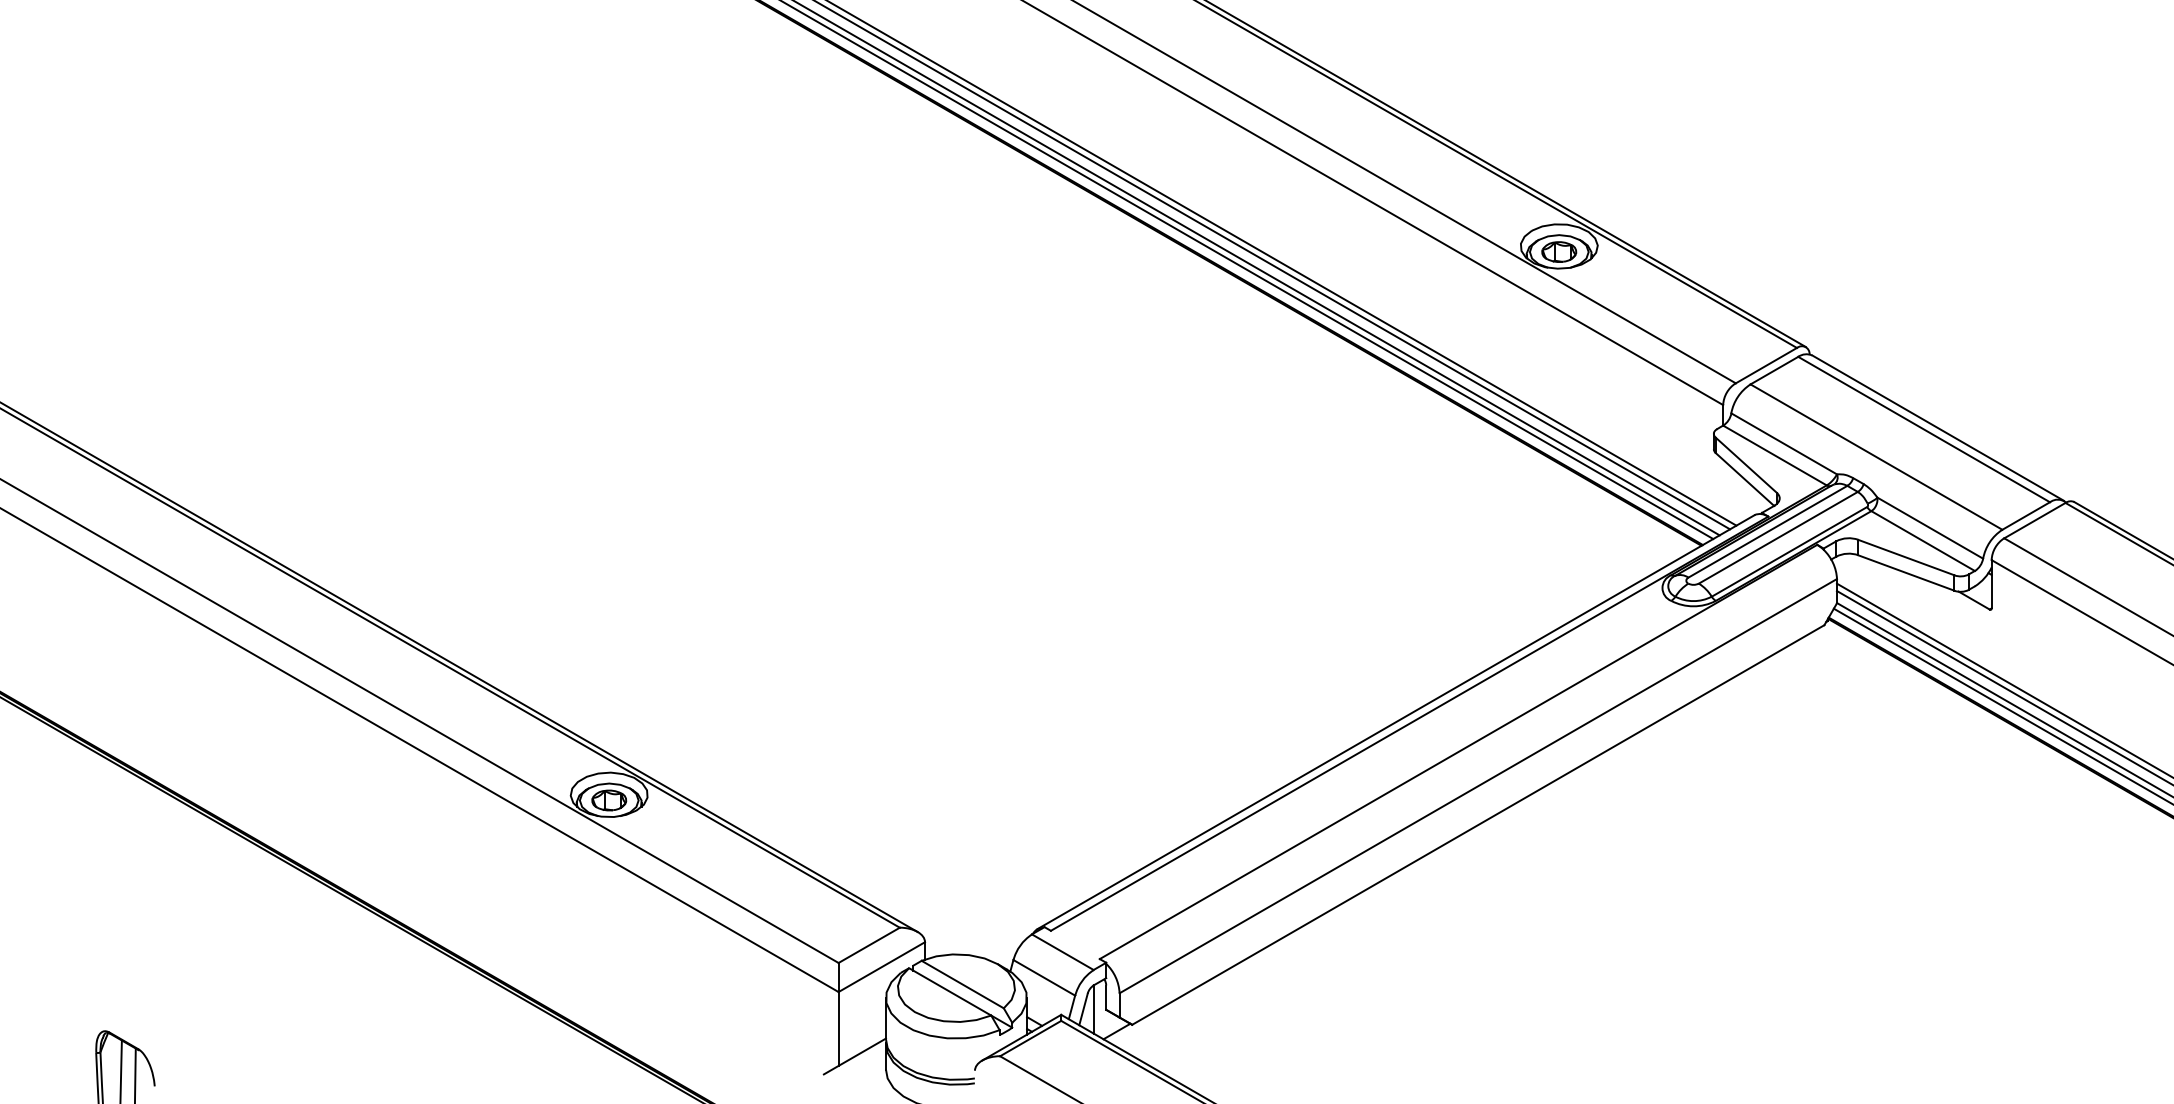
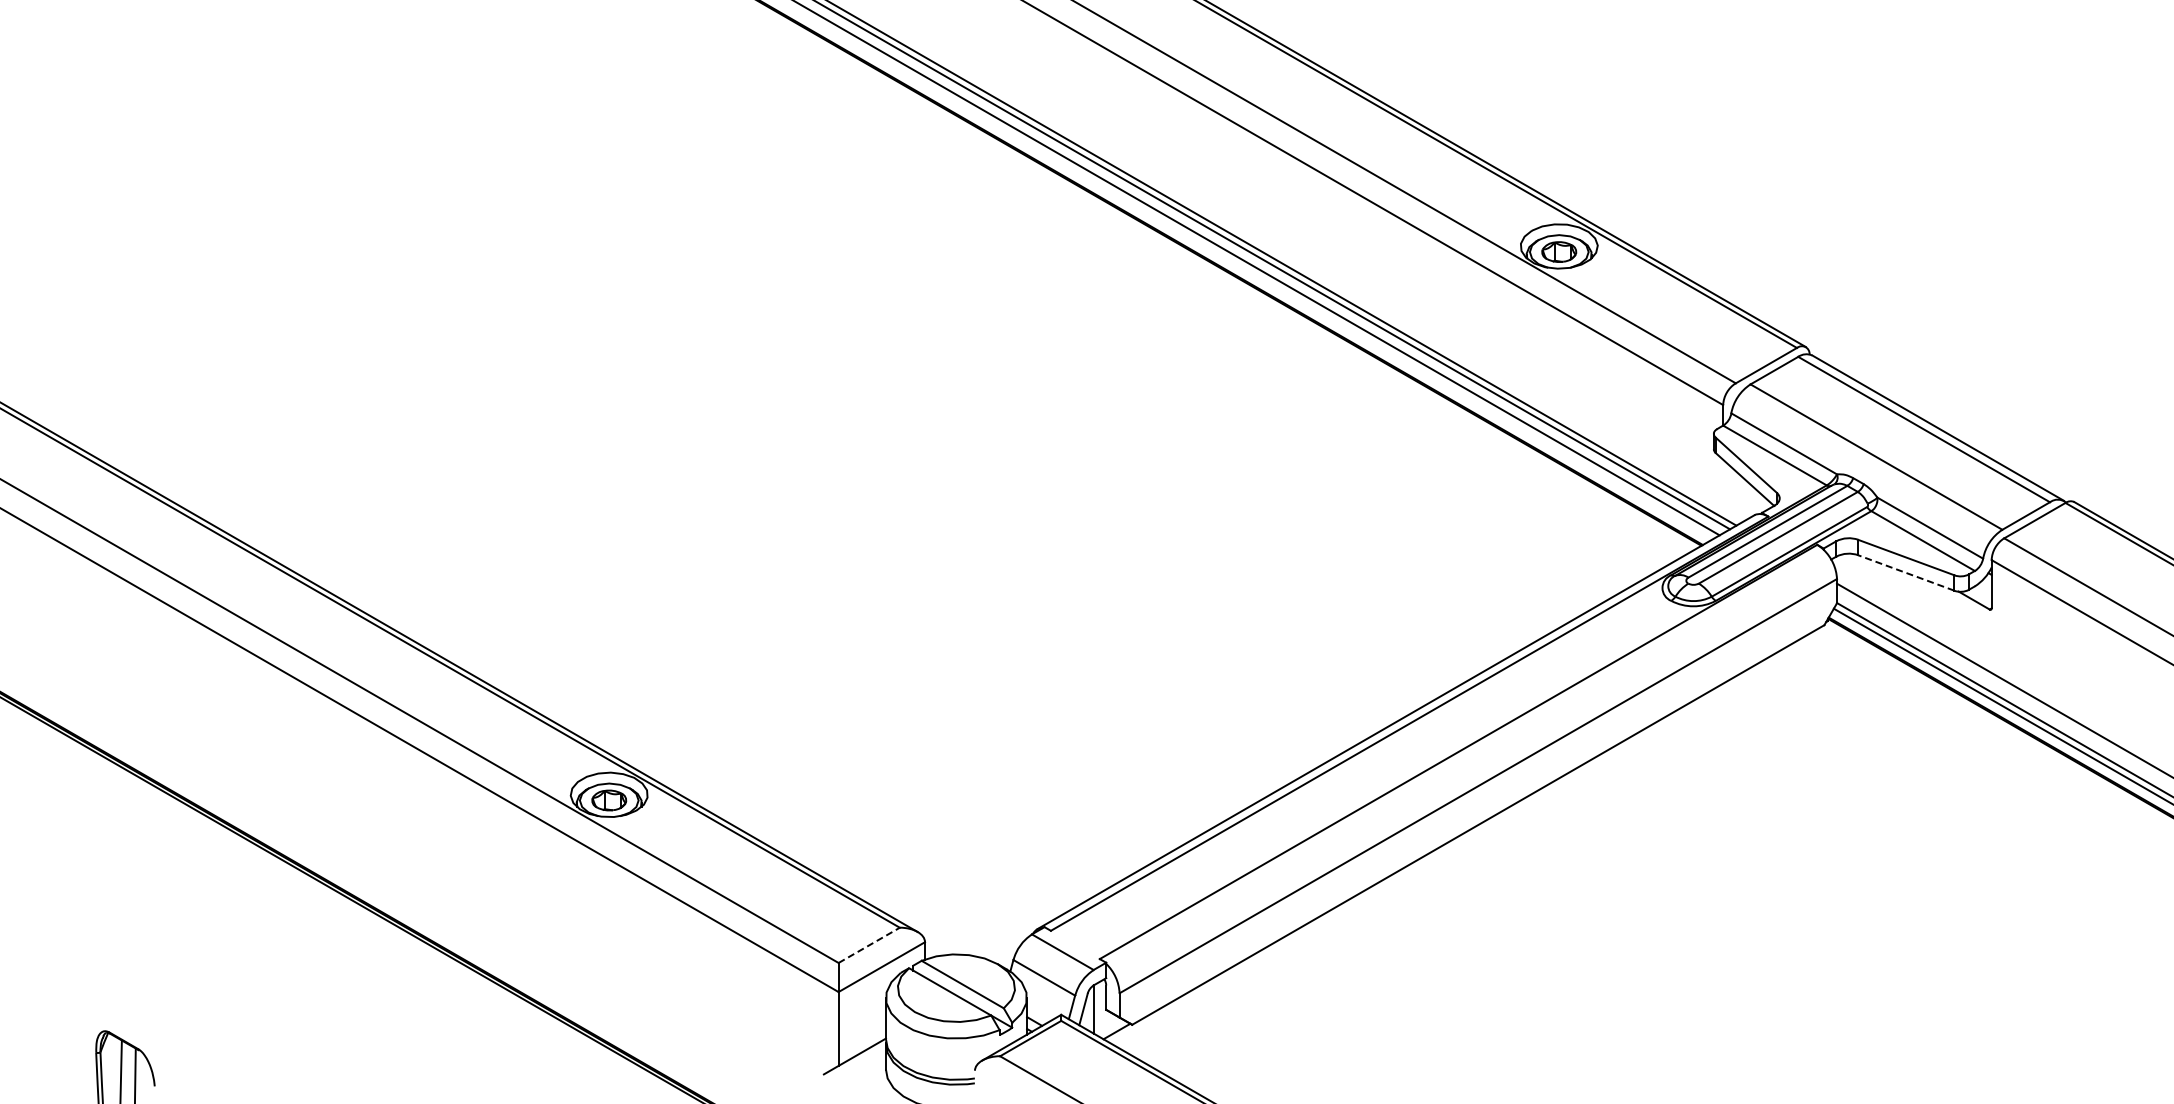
line: present -> none (1248, 270)
line: solid -> dashed (1905, 572)
line: present -> none (2003, 687)
line: solid -> dashed (869, 945)
